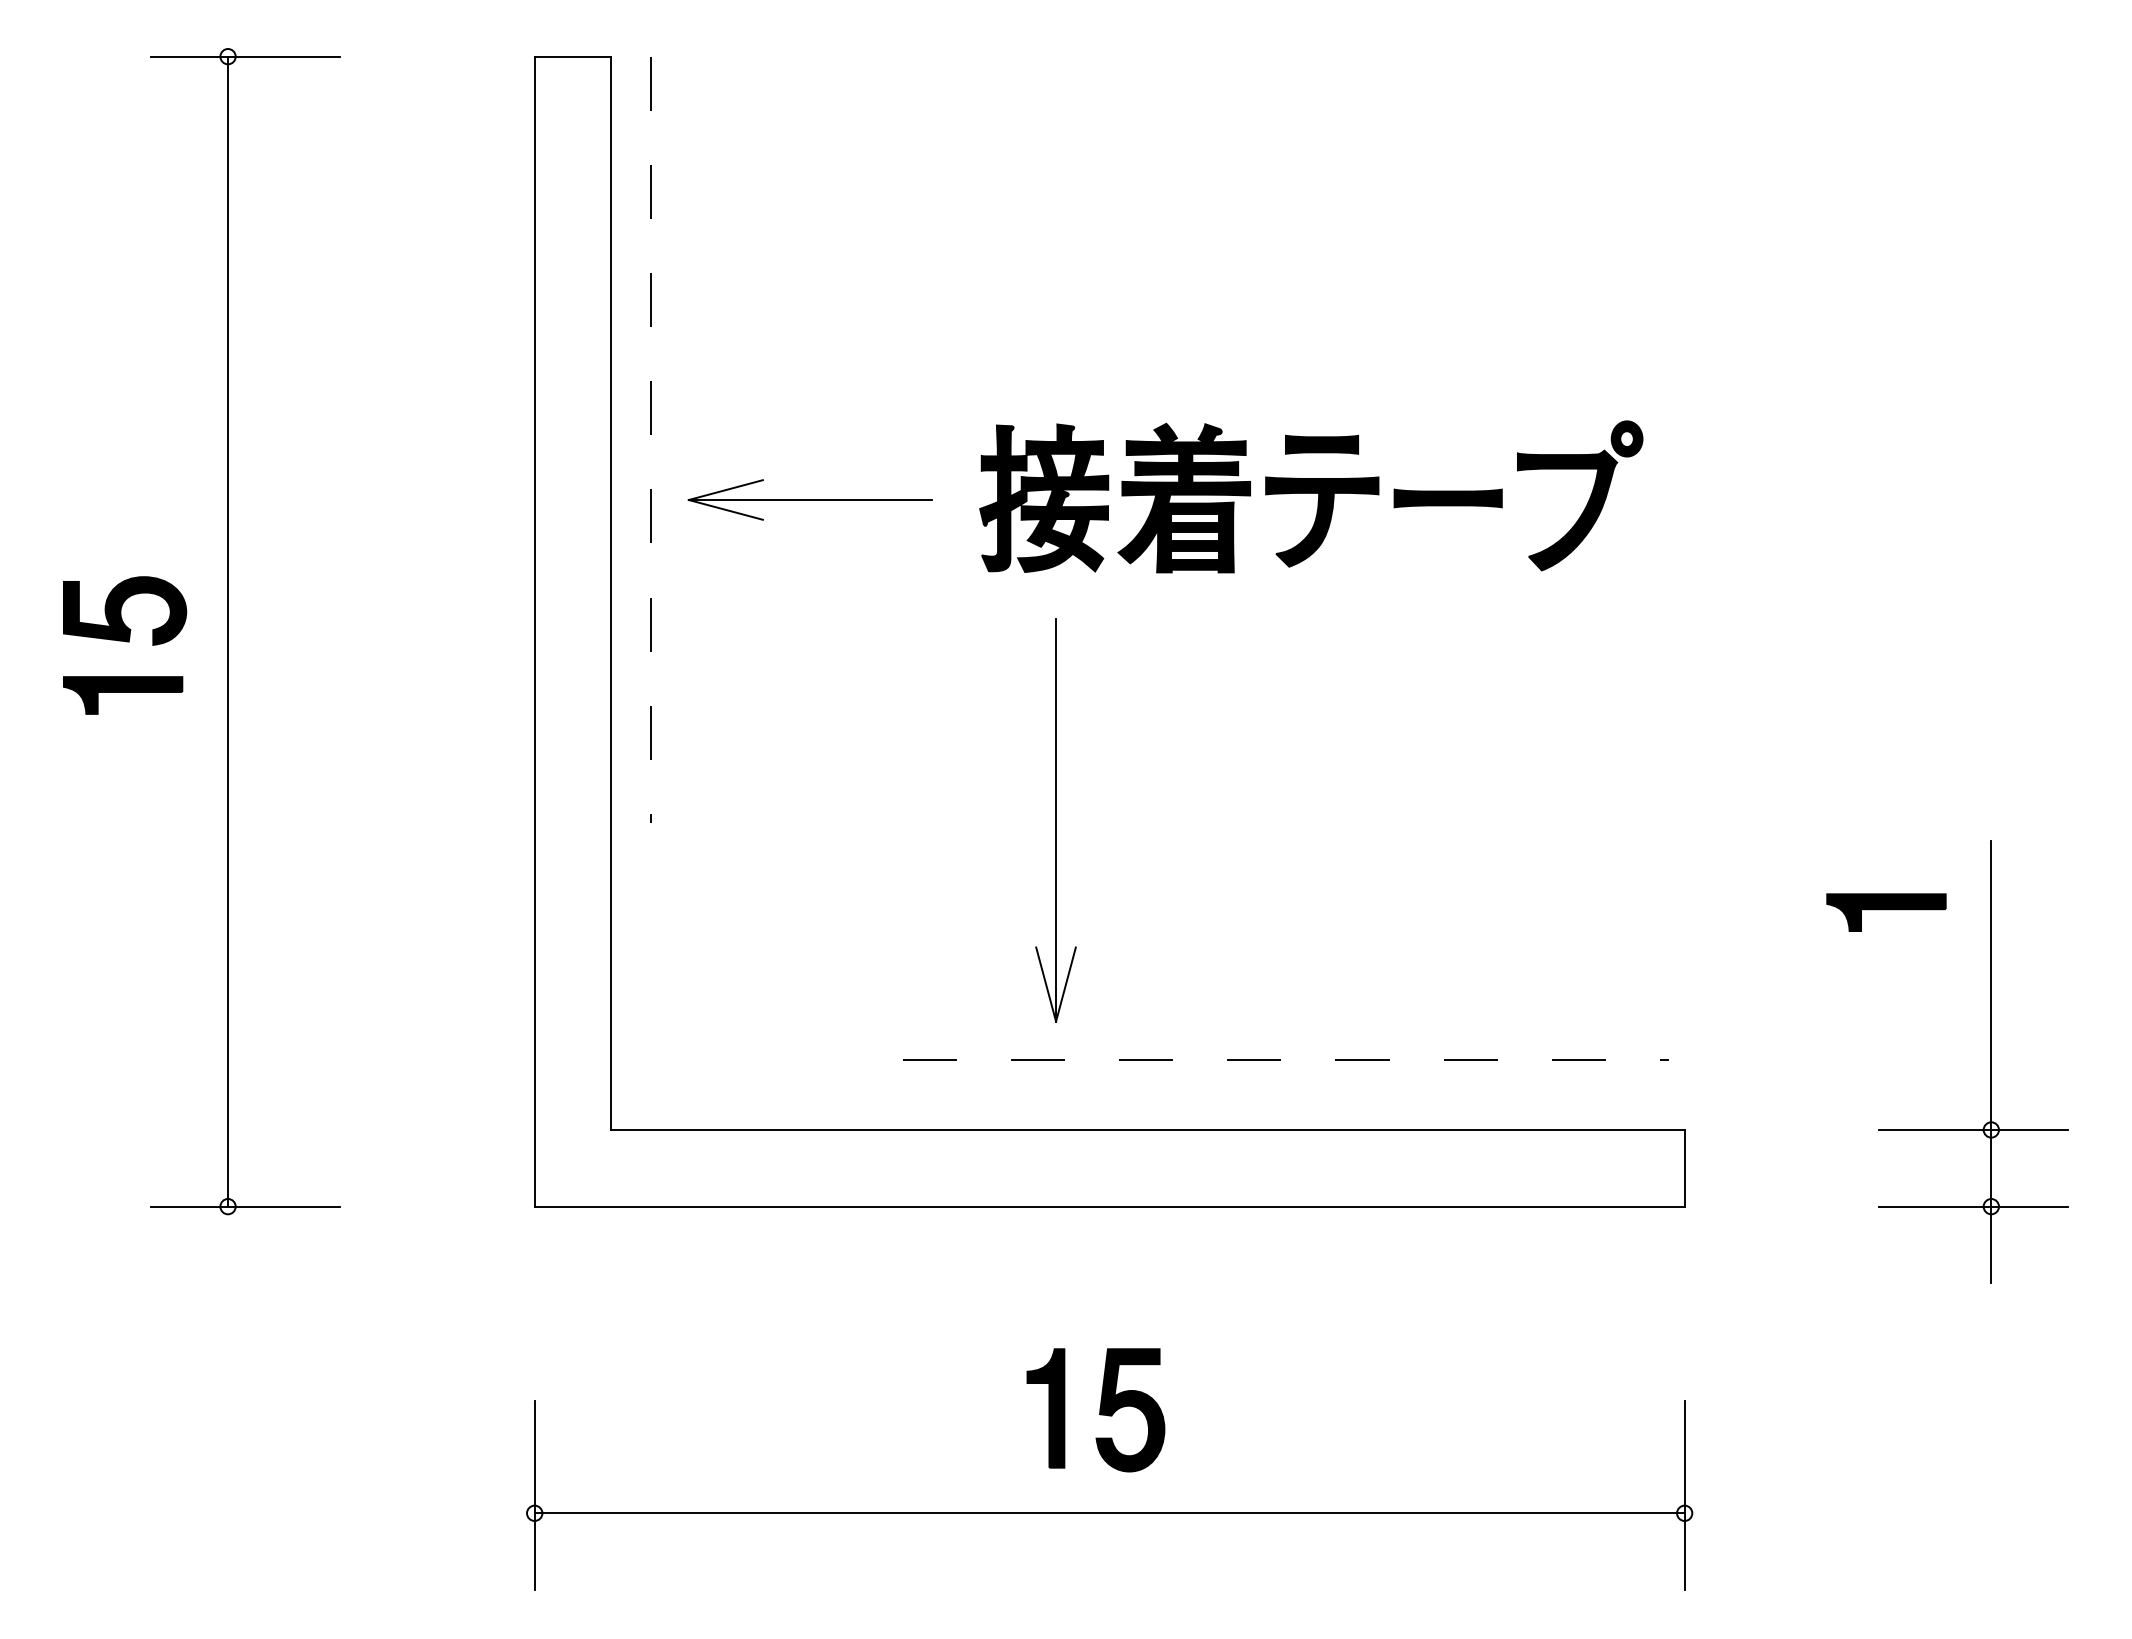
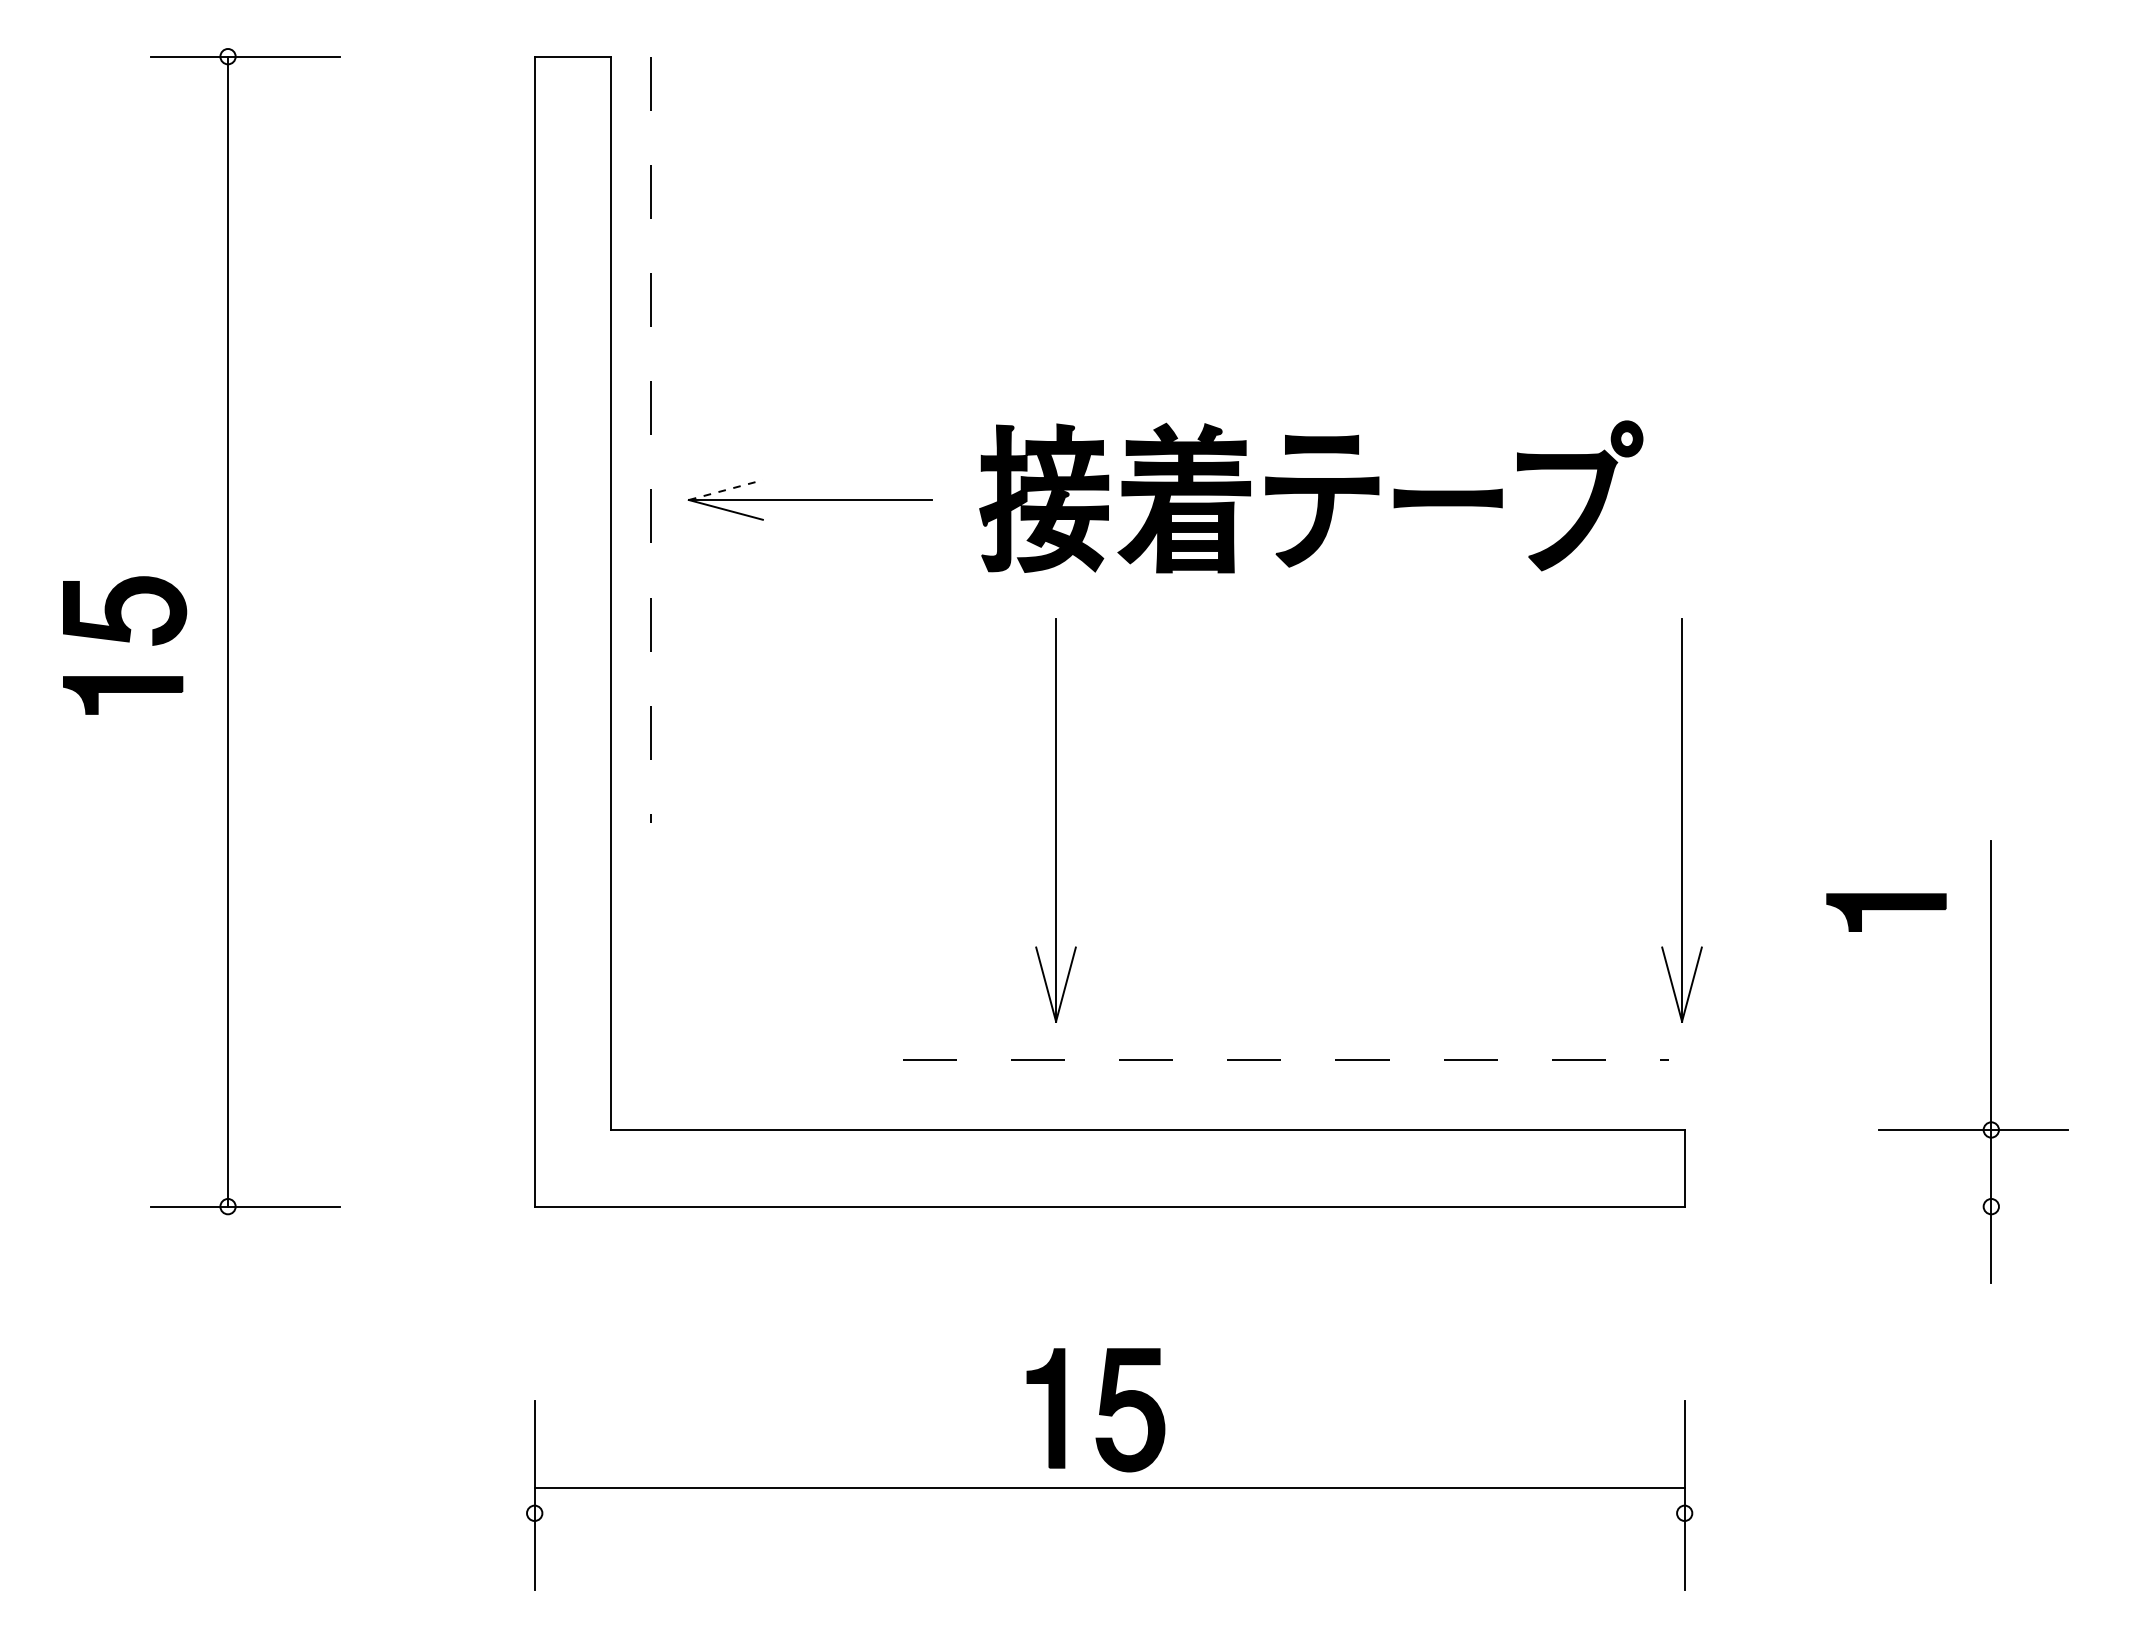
line: solid -> dashed (726, 489)
part: none -> present (1681, 820)
line: present -> none (1973, 1206)
line position: (1109, 1513) -> (1109, 1488) (1109, 1488)
